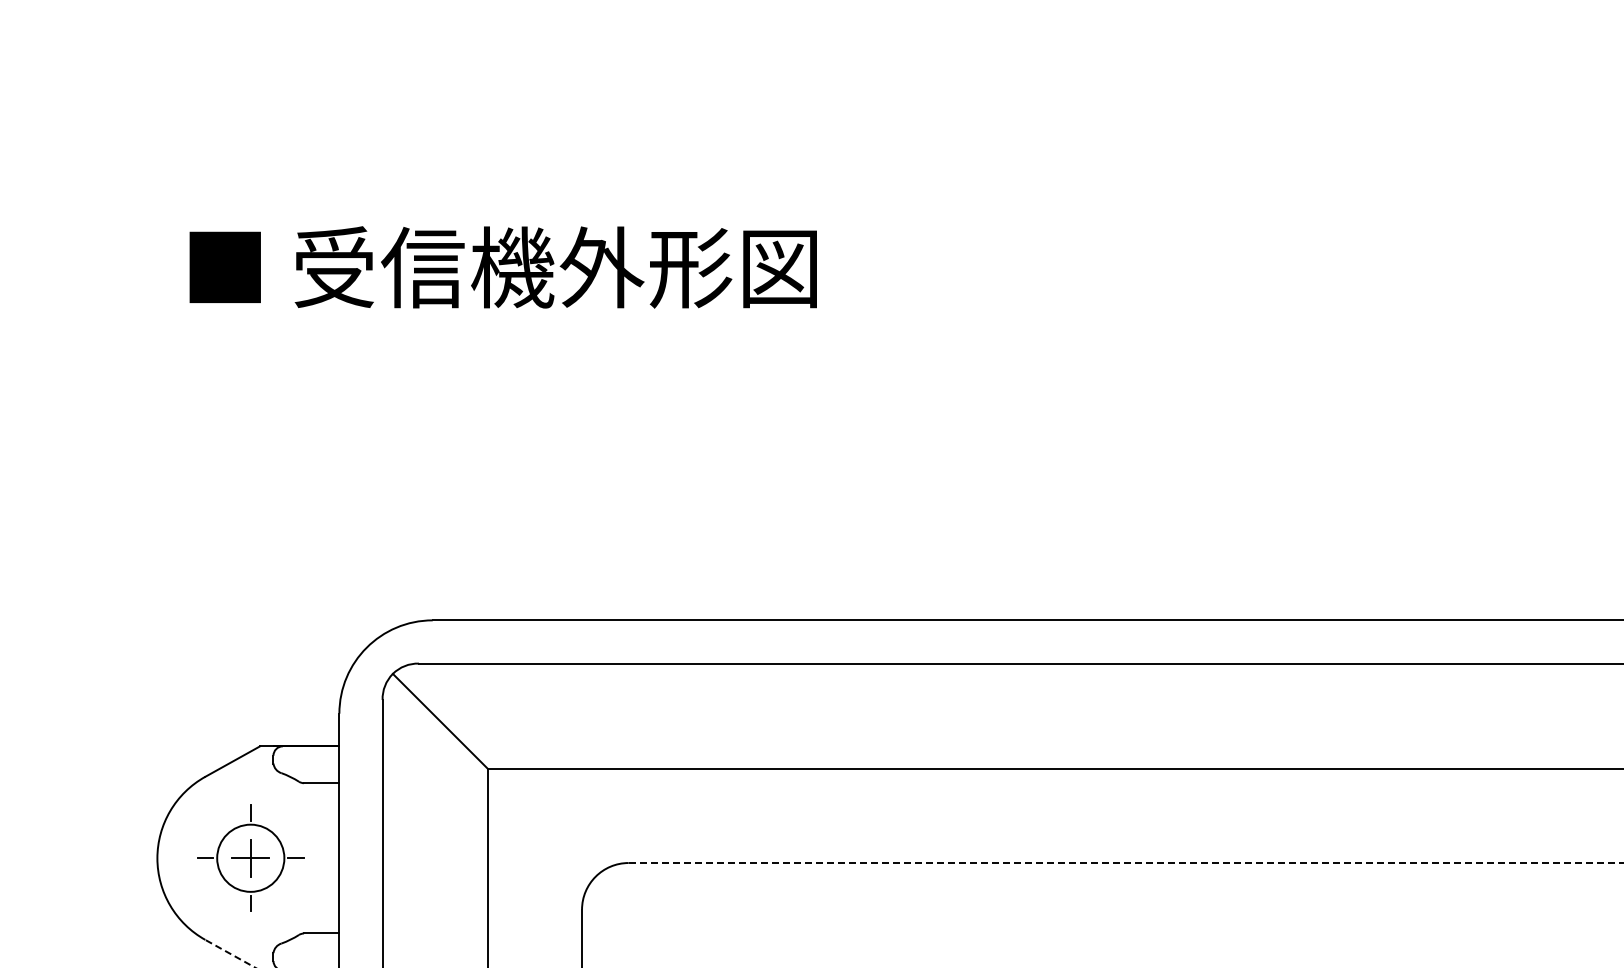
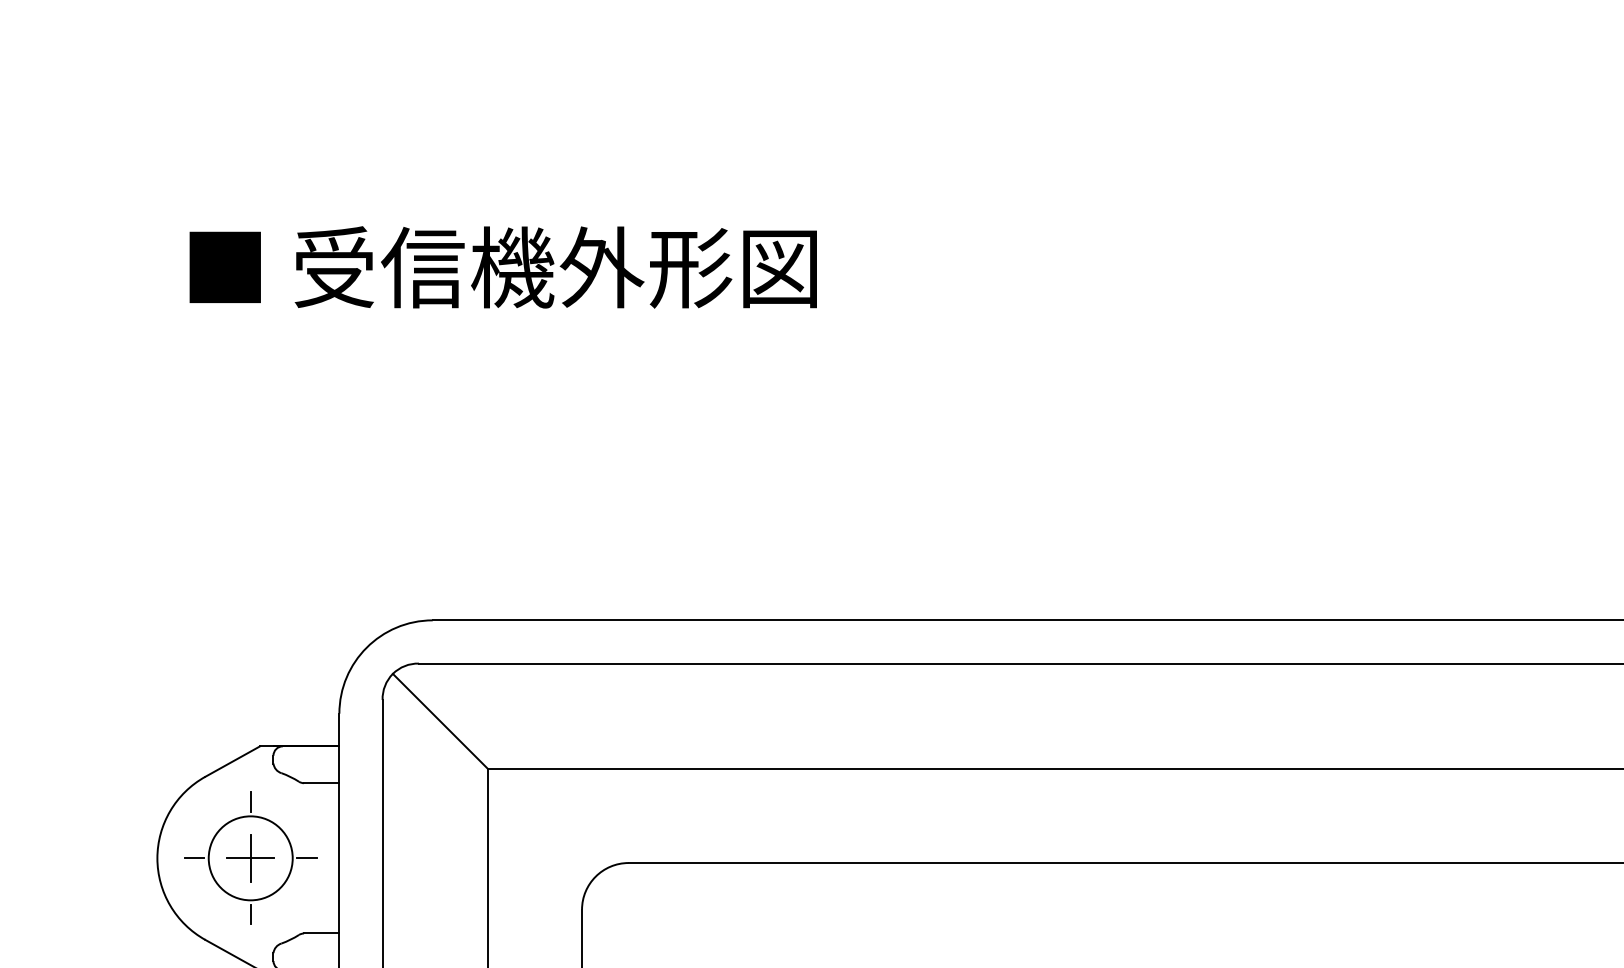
part size: 108x108 px -> 134x134 px (250, 857)
line: dashed -> solid (1126, 863)
line: dashed -> solid (230, 953)
